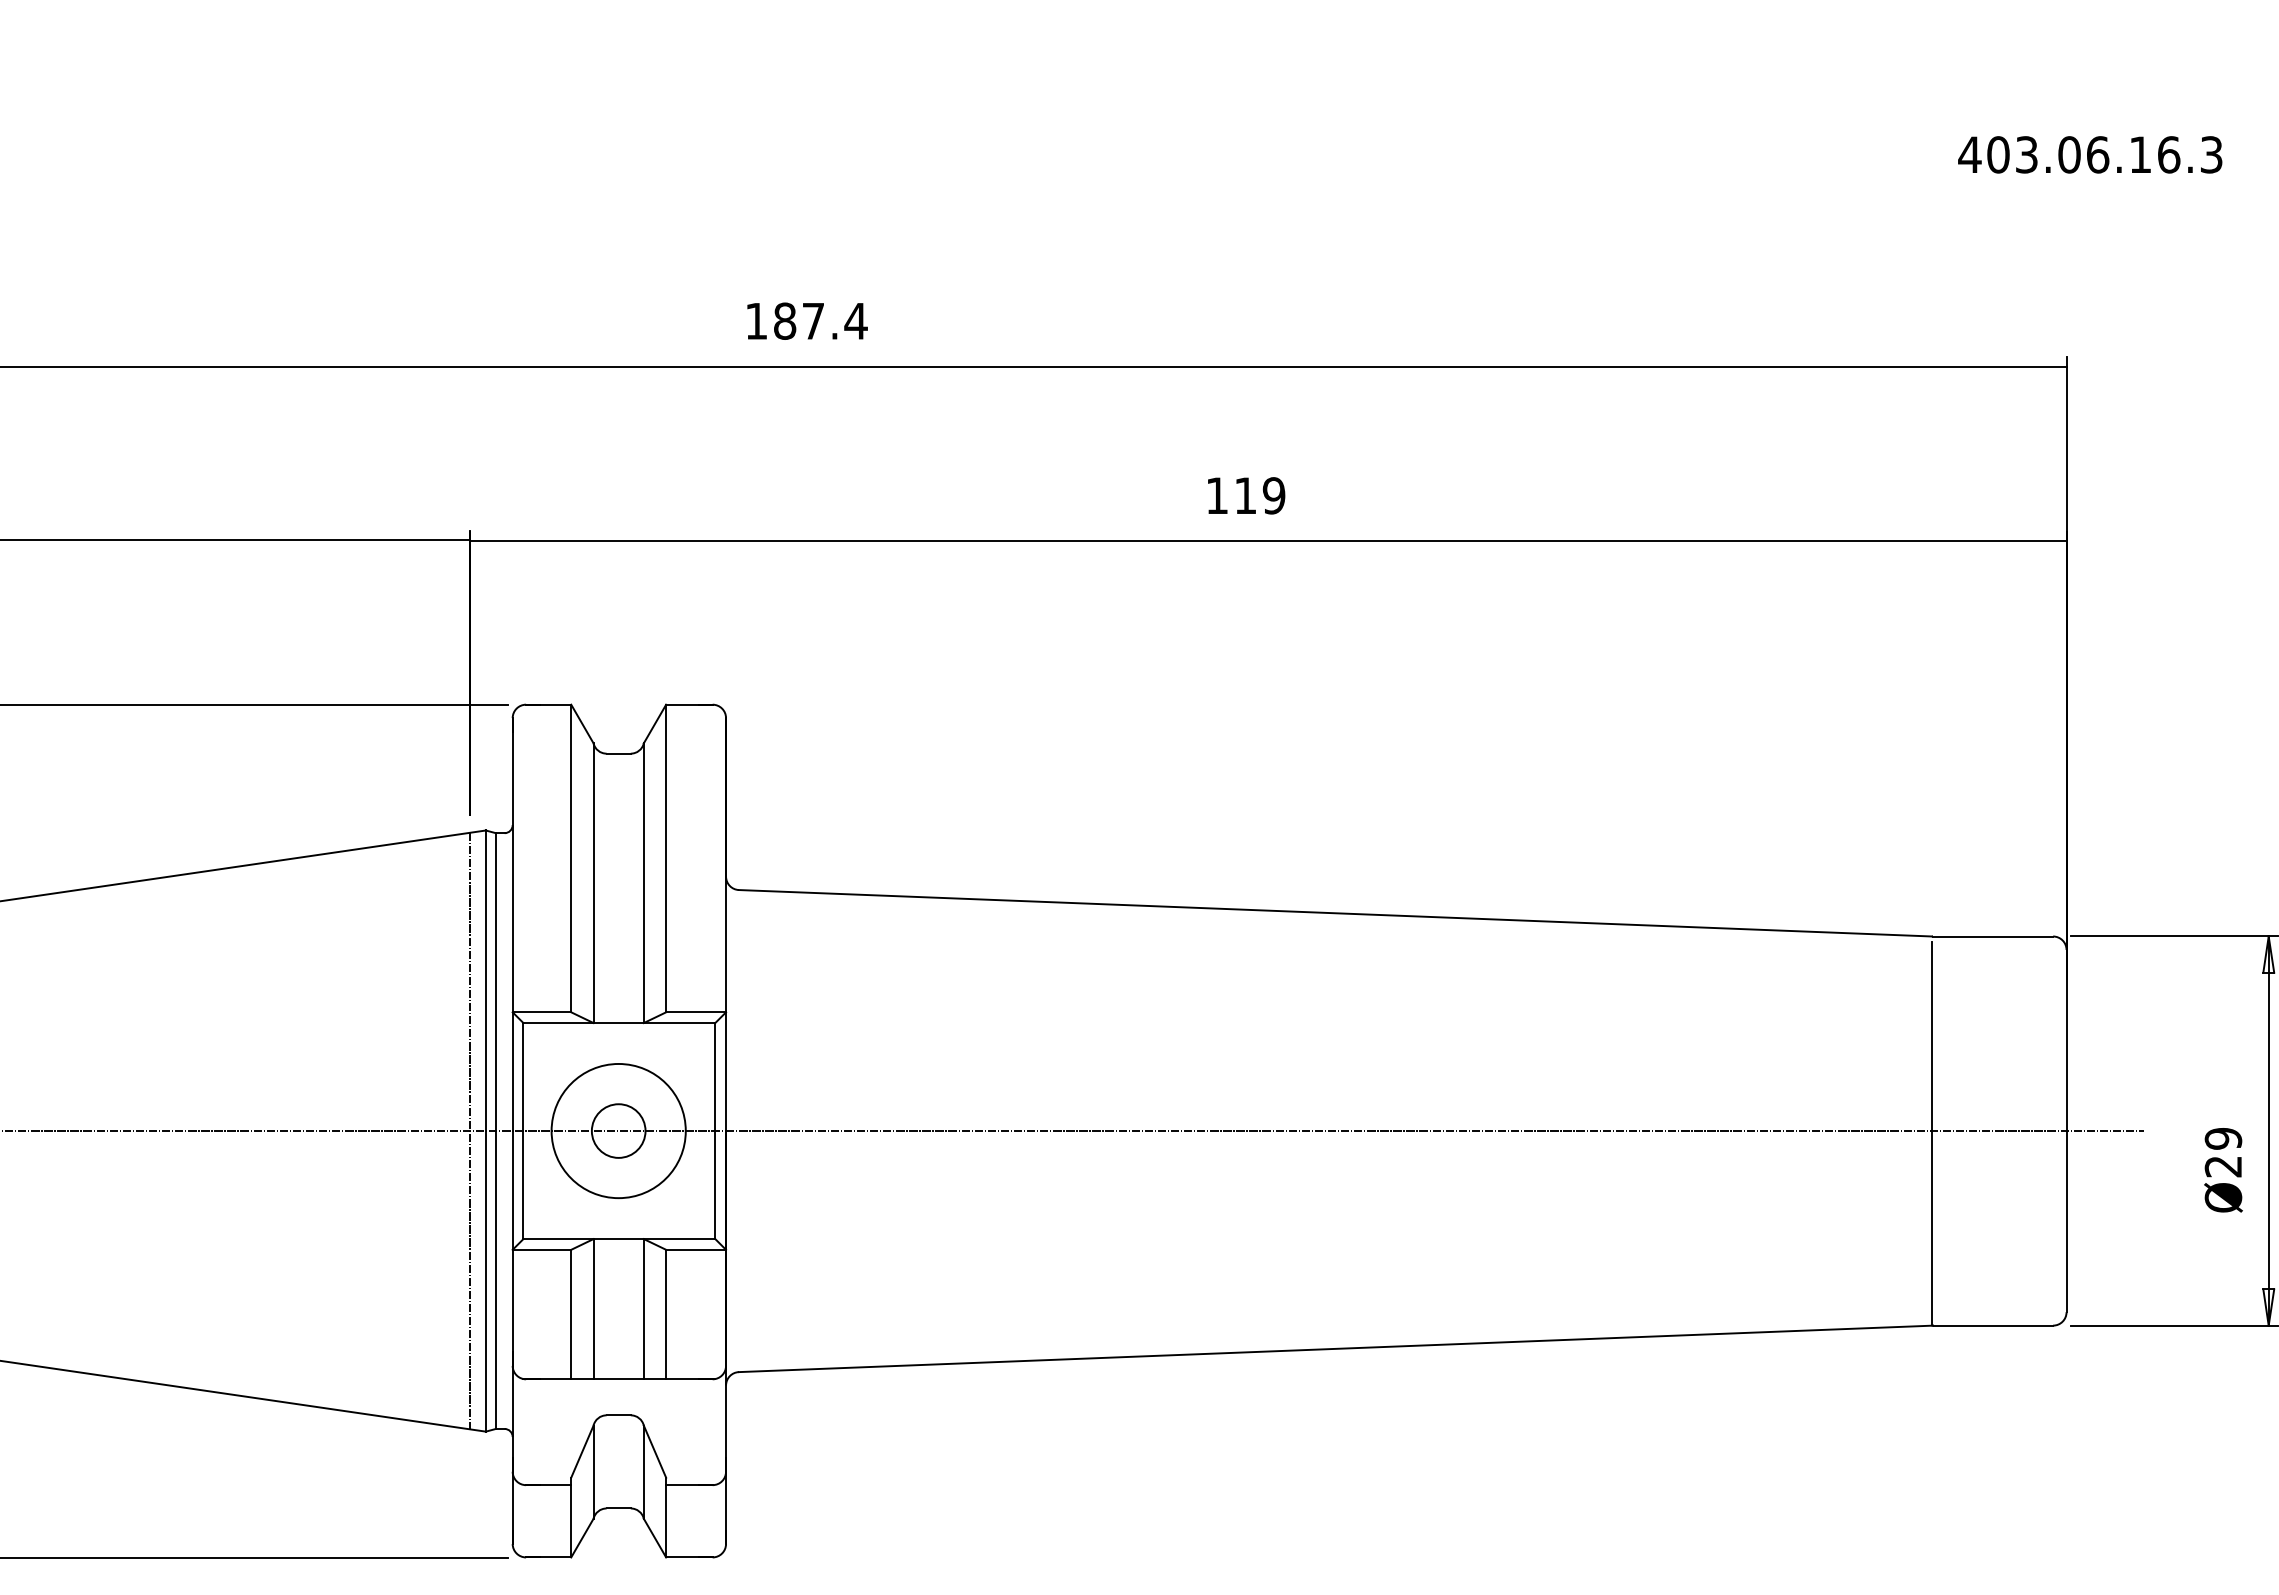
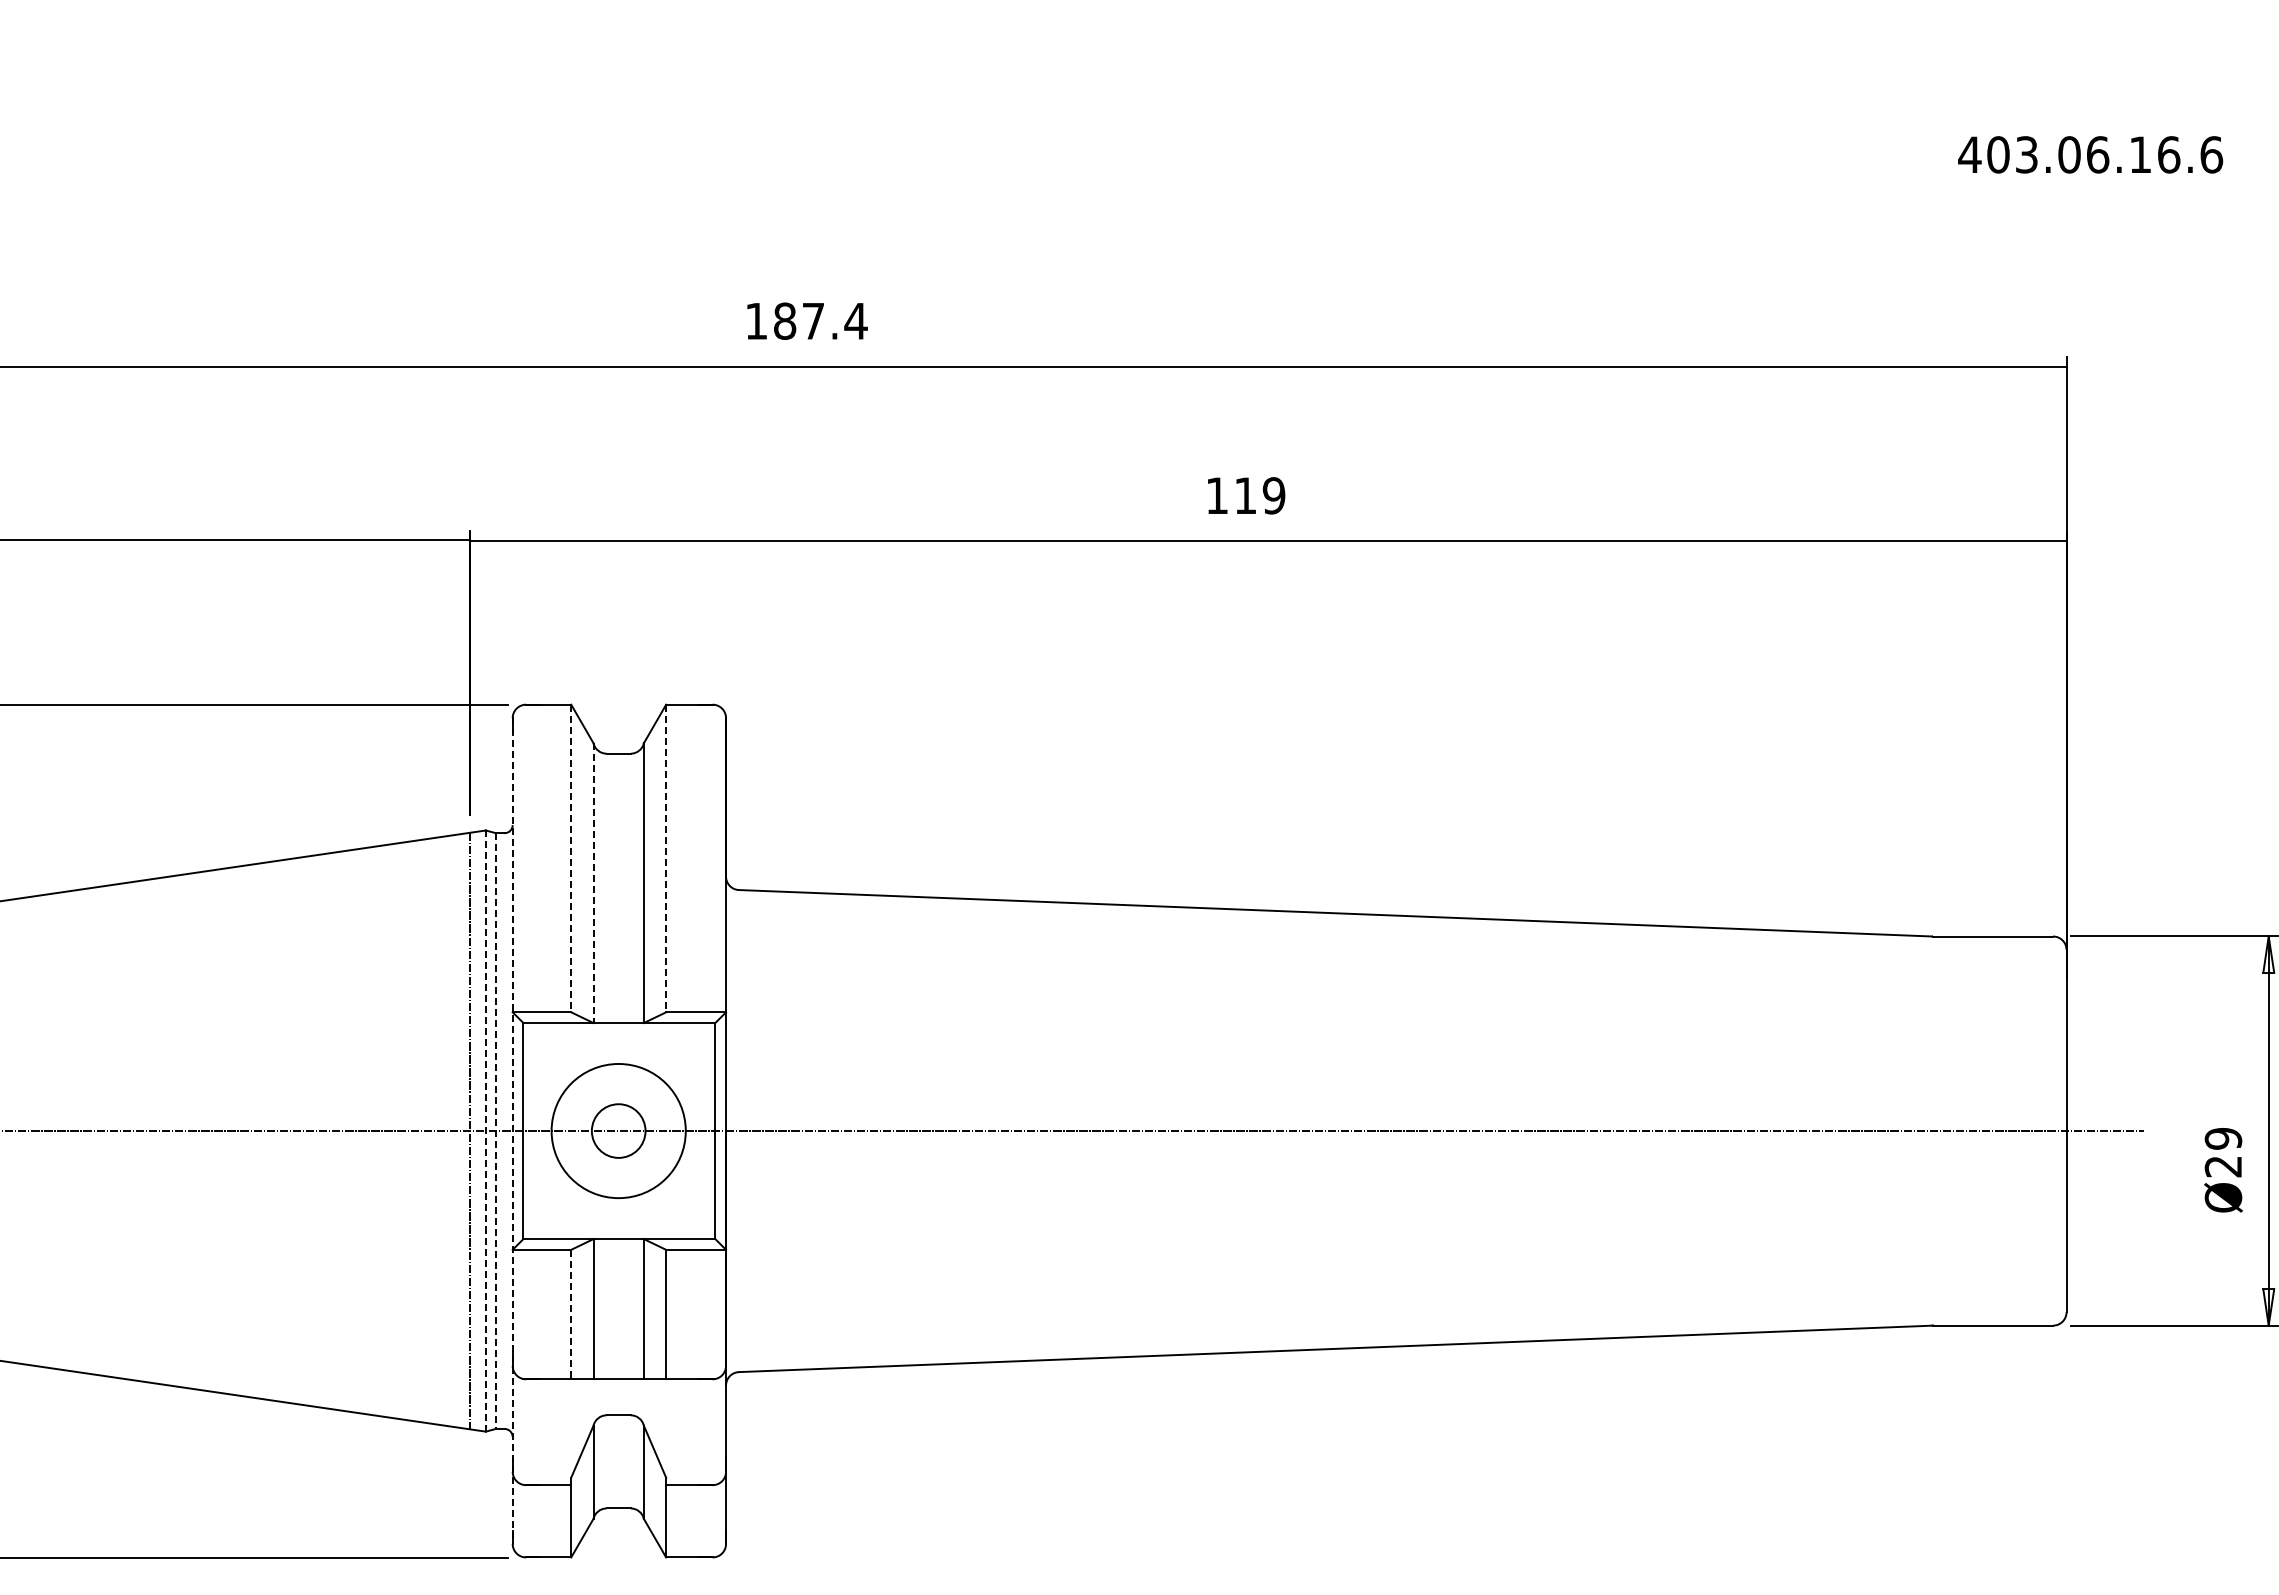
text: 403.06.16.3 -> 403.06.16.6 (2211, 154)
line: solid -> dashed (571, 858)
line: solid -> dashed (666, 858)
line: solid -> dashed (593, 883)
line: solid -> dashed (485, 1131)
line: solid -> dashed (495, 1131)
line: solid -> dashed (512, 1131)
line: present -> none (1932, 1132)
line: solid -> dashed (571, 1314)
